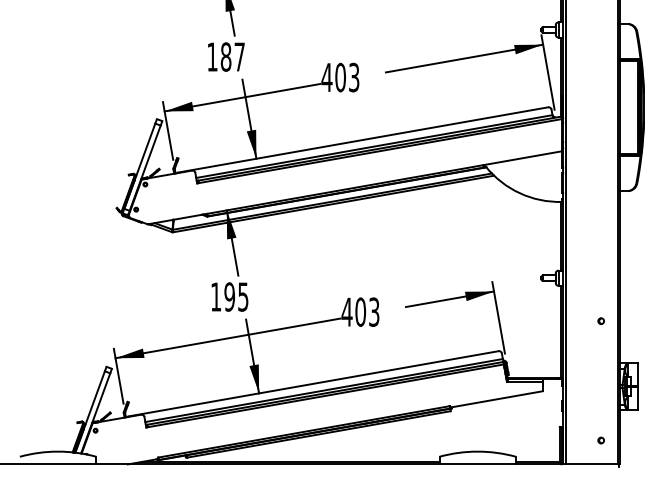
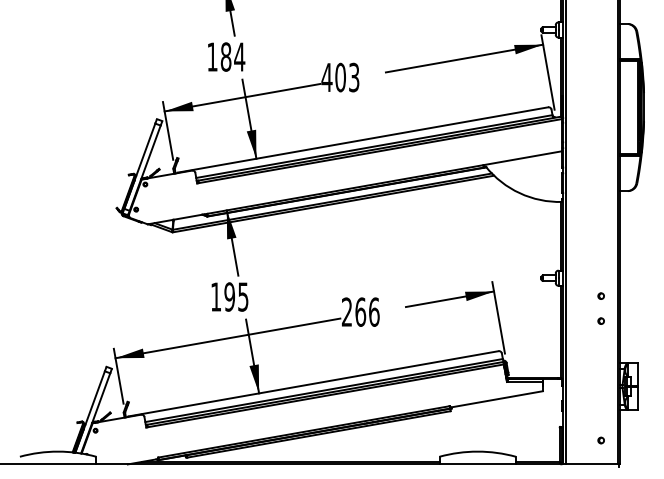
text: 187 -> 184 (239, 56)
part: none -> present (600, 295)
text: 403 -> 266 (360, 311)
